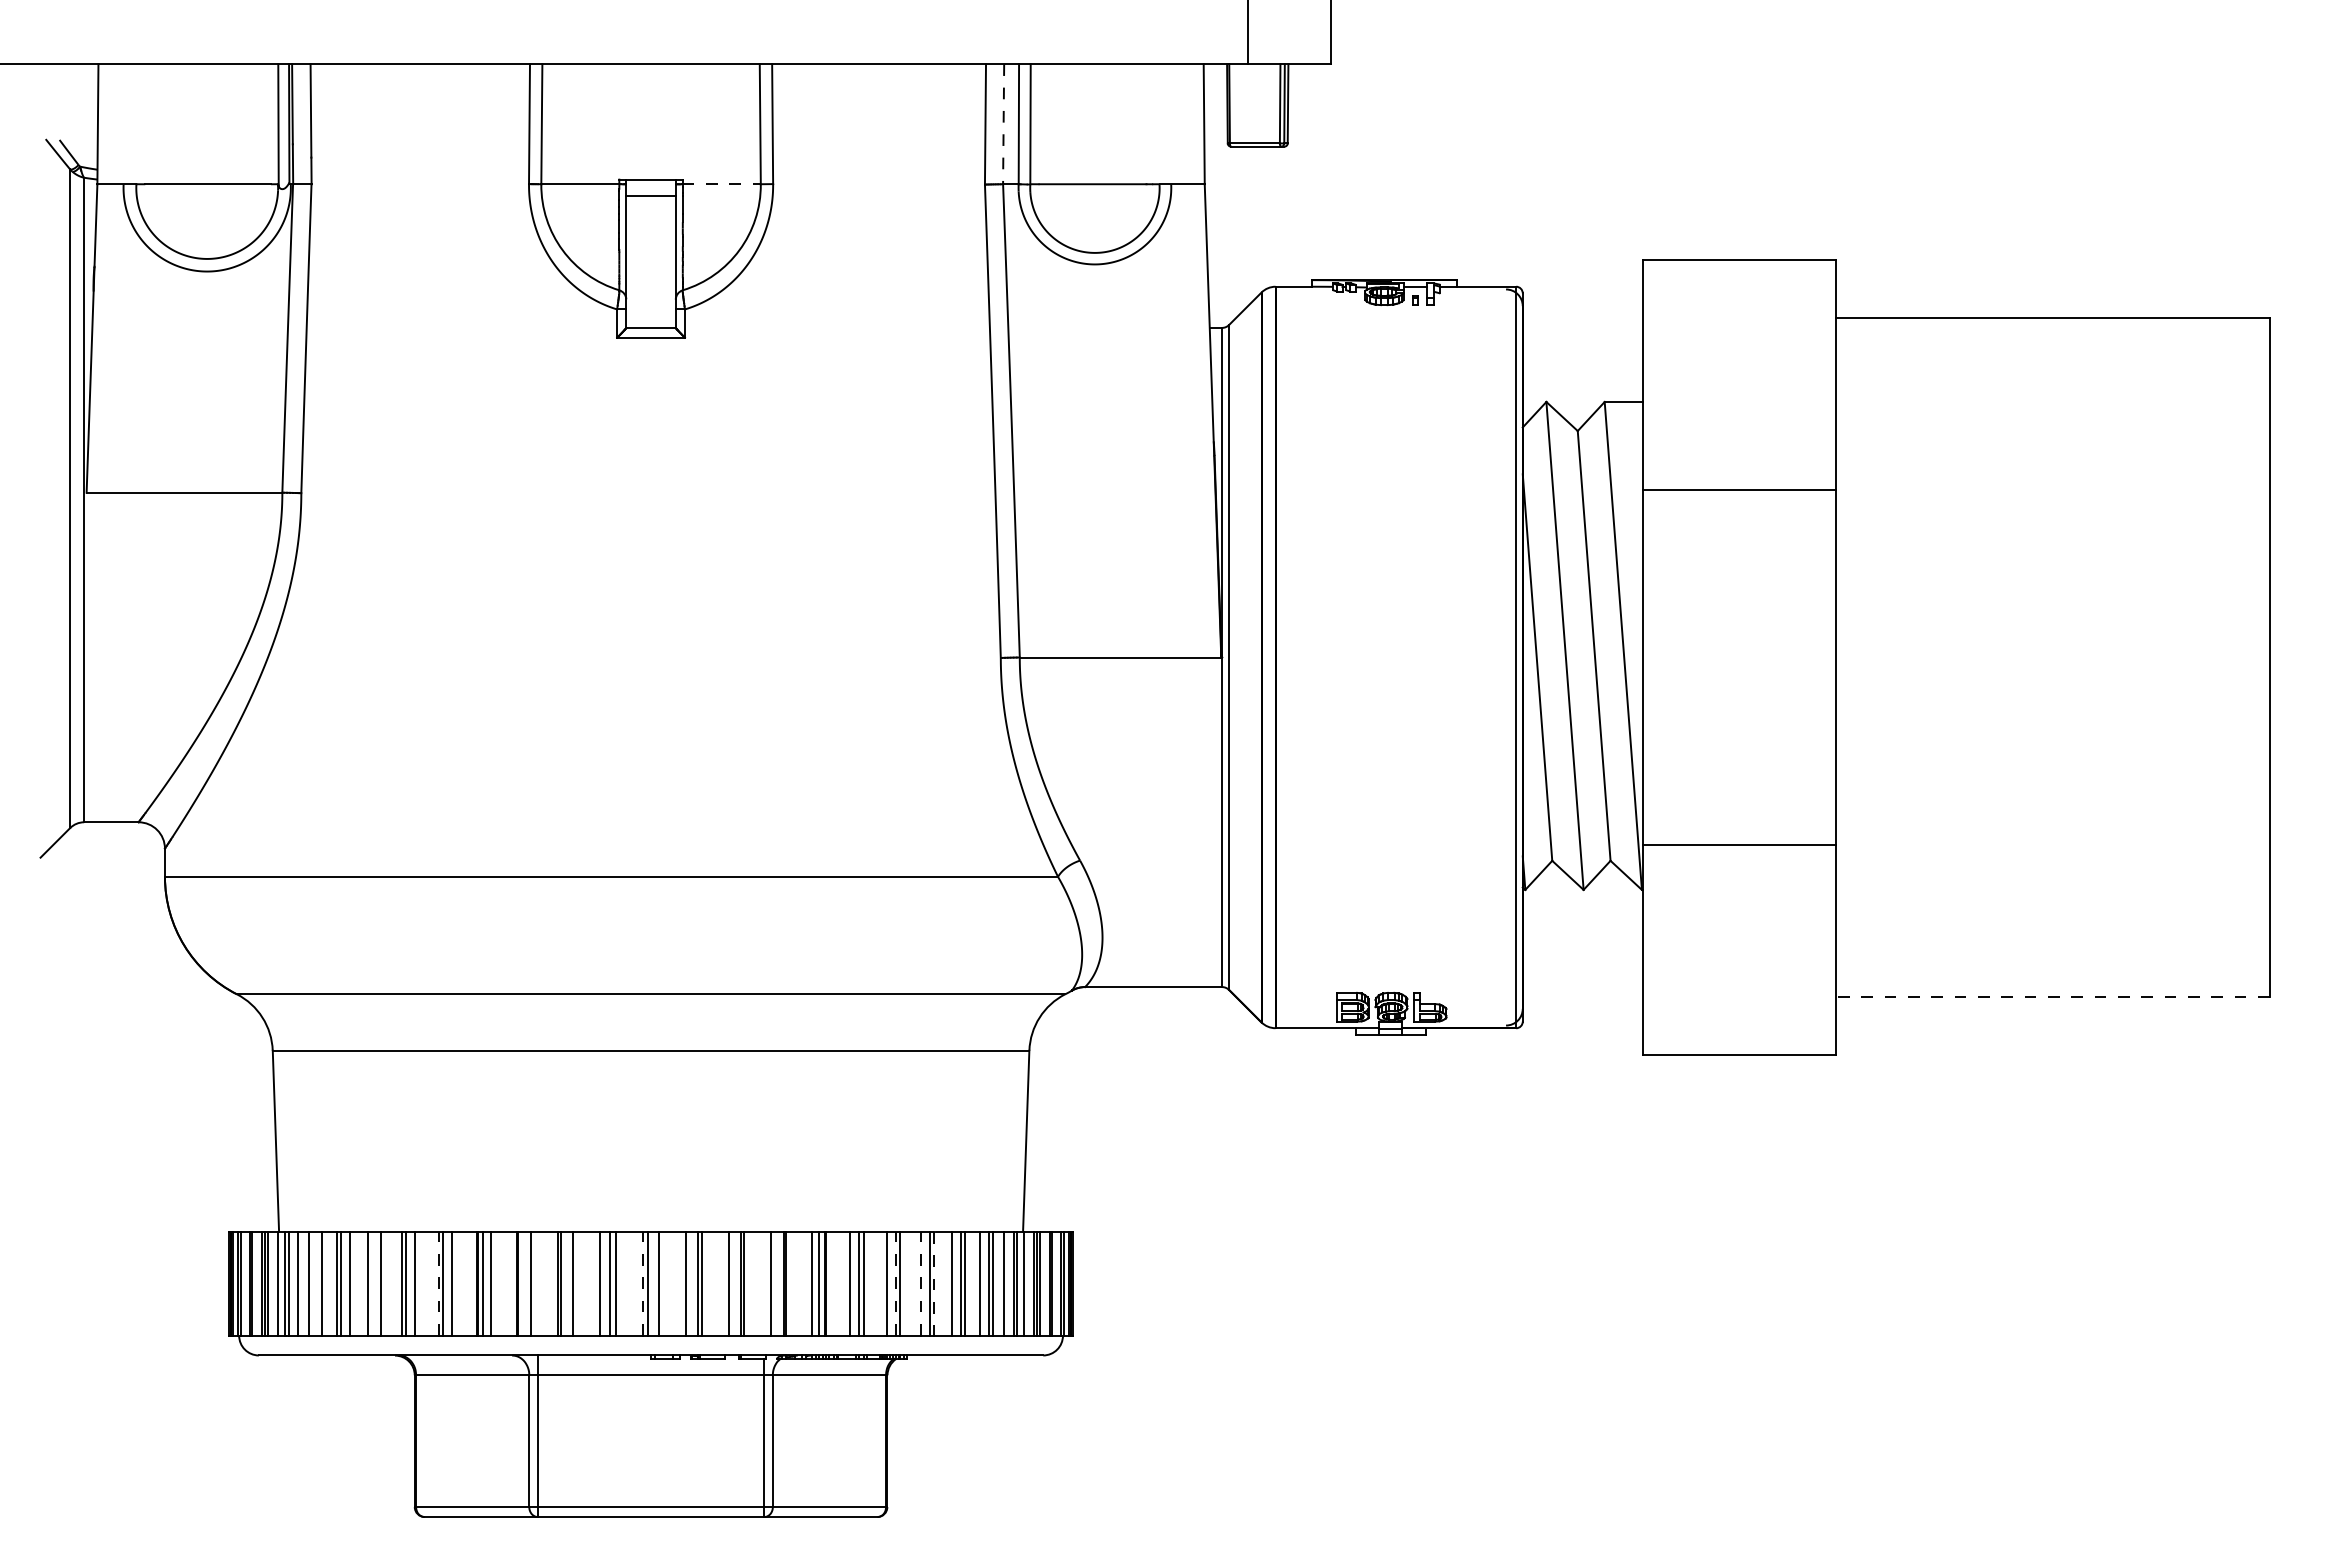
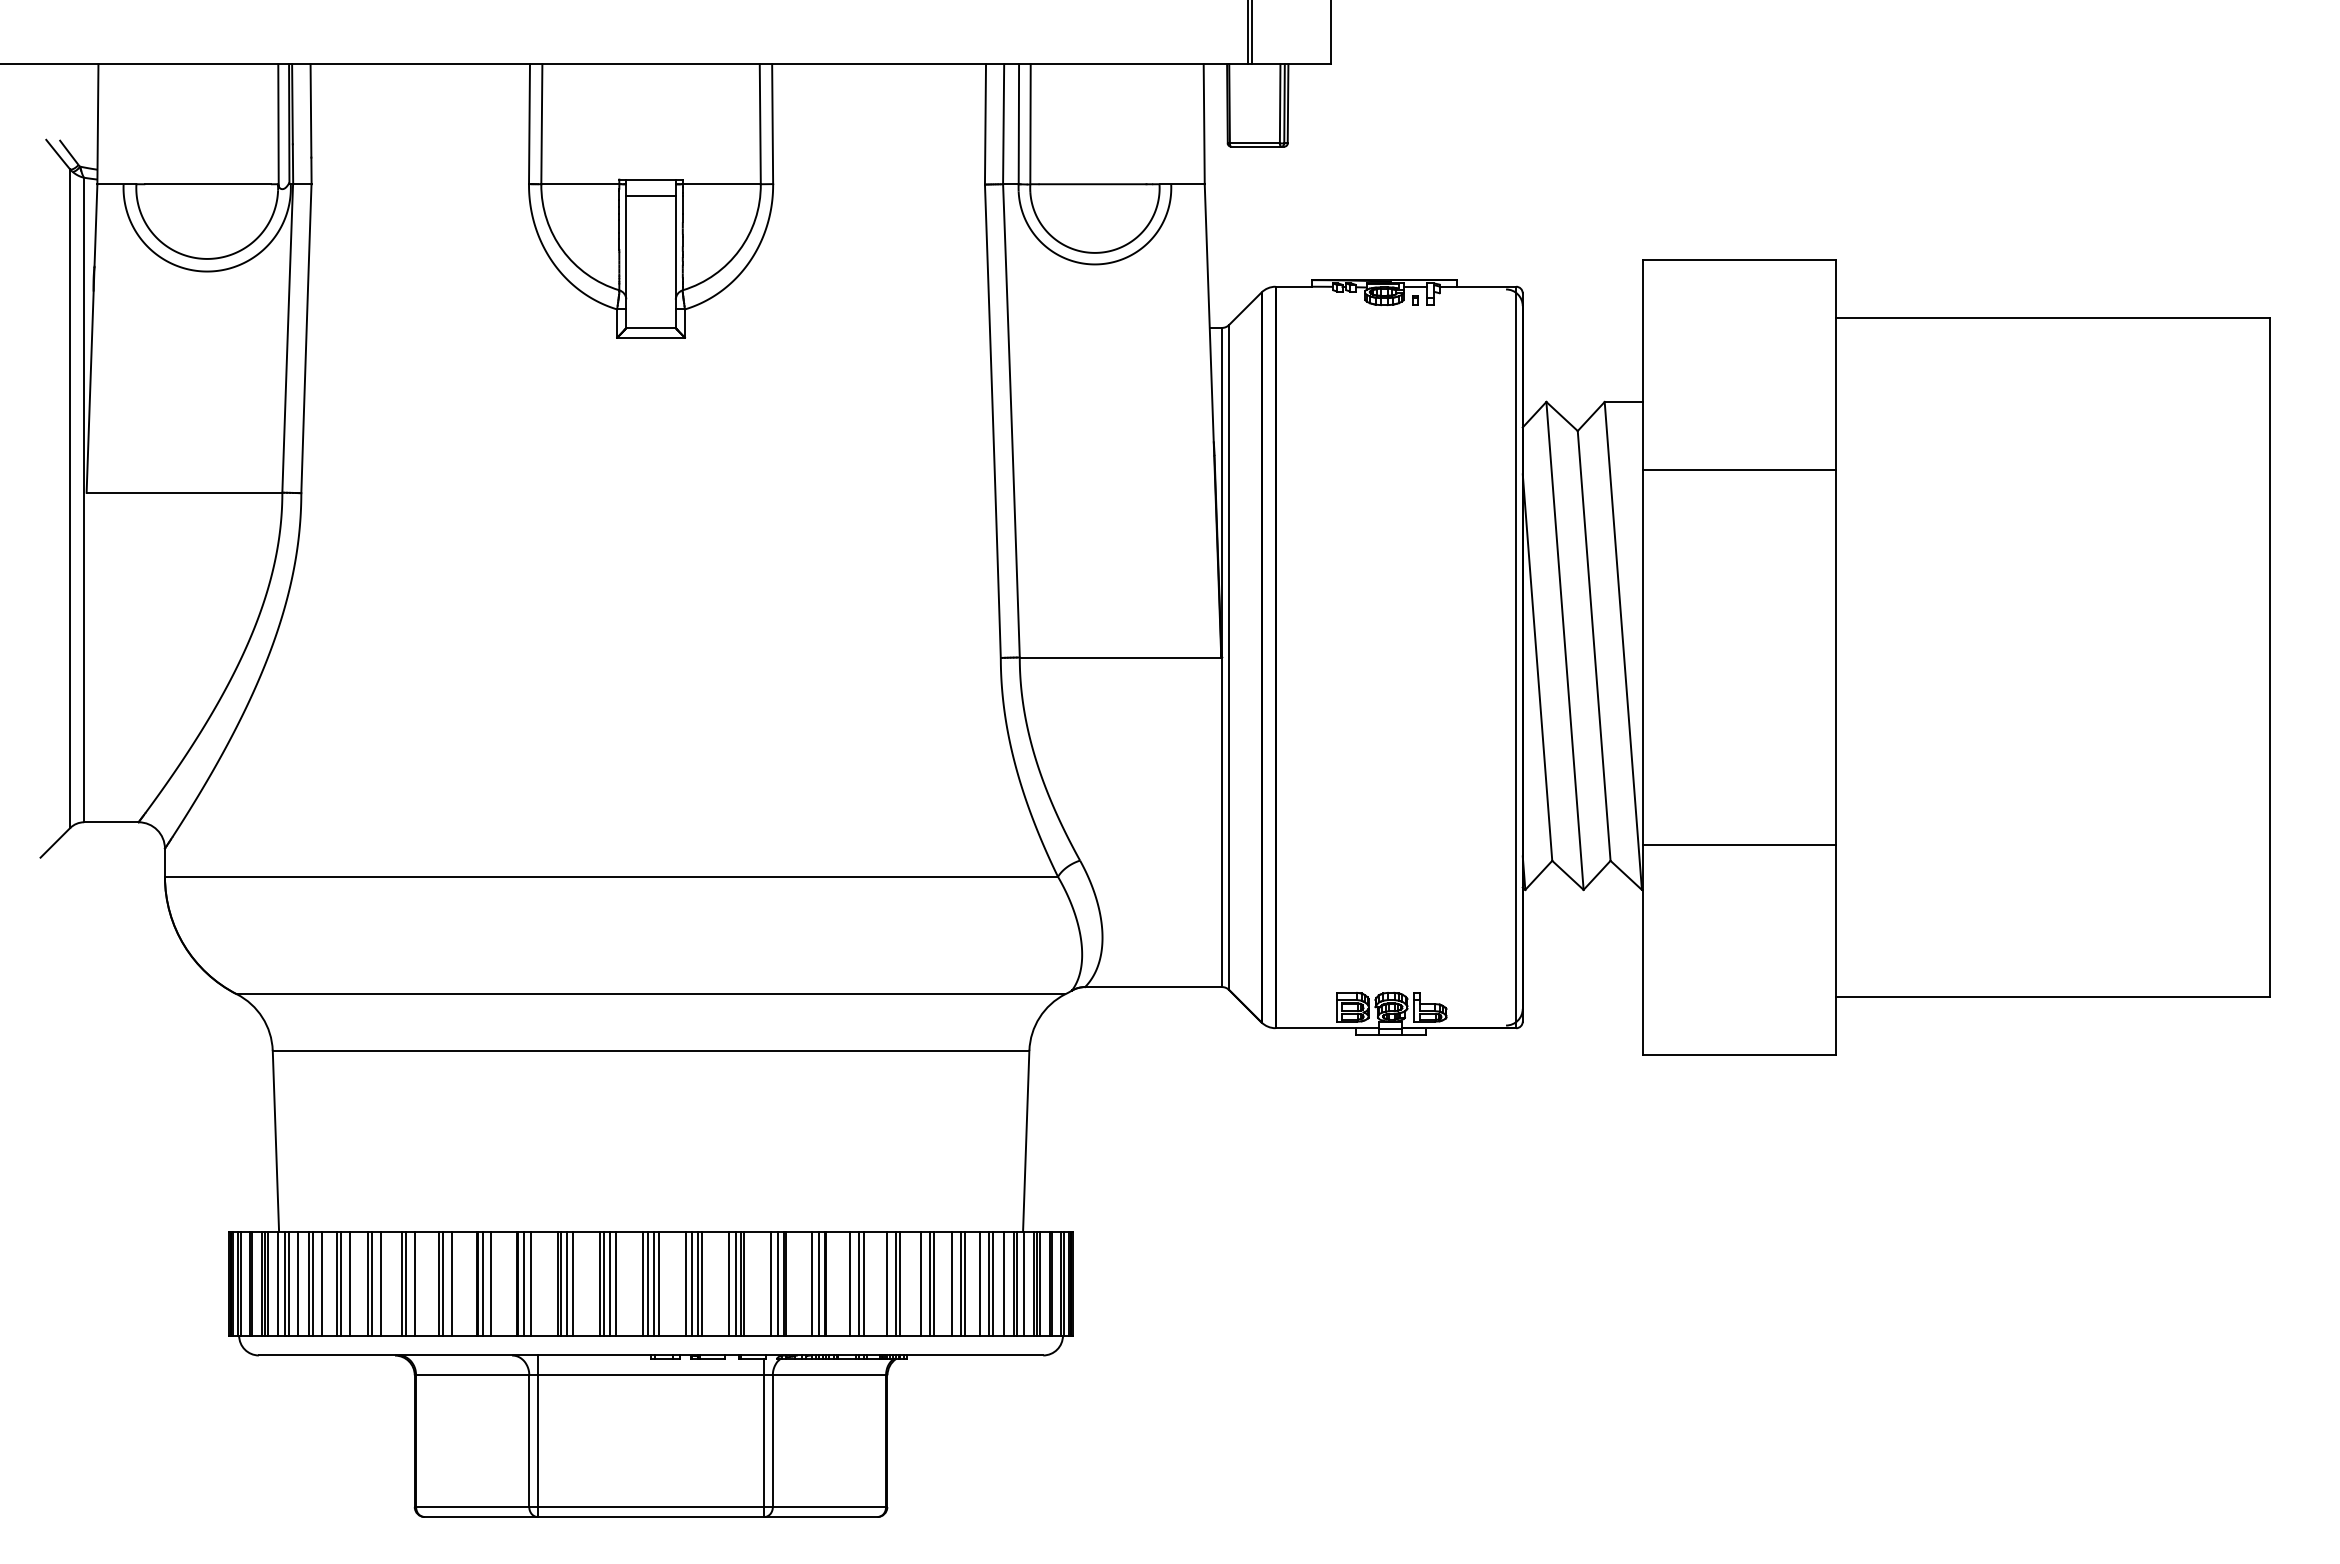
line: none -> present (1252, 33)
line: dashed -> solid (1003, 124)
line: dashed -> solid (722, 184)
line position: (1739, 489) -> (1739, 469) (1739, 469)
line: dashed -> solid (2052, 997)
line: none -> present (312, 1283)
line: none -> present (372, 1283)
line: dashed -> solid (438, 1283)
line: none -> present (523, 1283)
line: none -> present (566, 1283)
line: none -> present (604, 1283)
line: dashed -> solid (643, 1283)
line: none -> present (653, 1283)
line: none -> present (692, 1283)
line: none -> present (735, 1283)
line: none -> present (778, 1283)
line: dashed -> solid (895, 1283)
line: dashed -> solid (920, 1283)
line: dashed -> solid (934, 1283)
